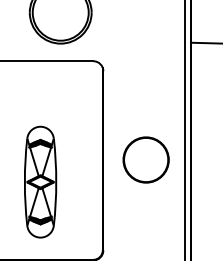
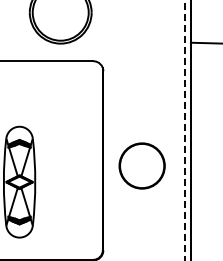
line: solid -> dashed (184, 130)
circle position: (145, 159) -> (141, 165) (141, 165)
part position: (40, 181) -> (19, 181) (19, 181)
